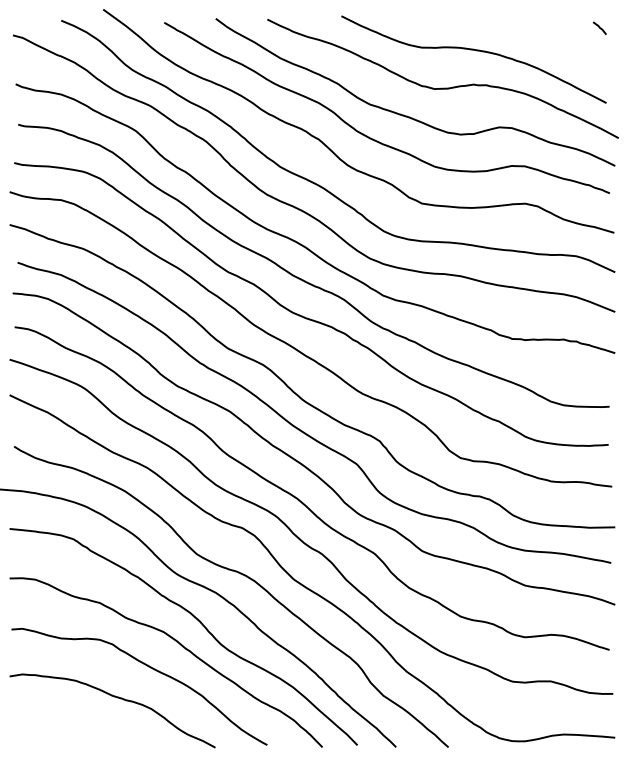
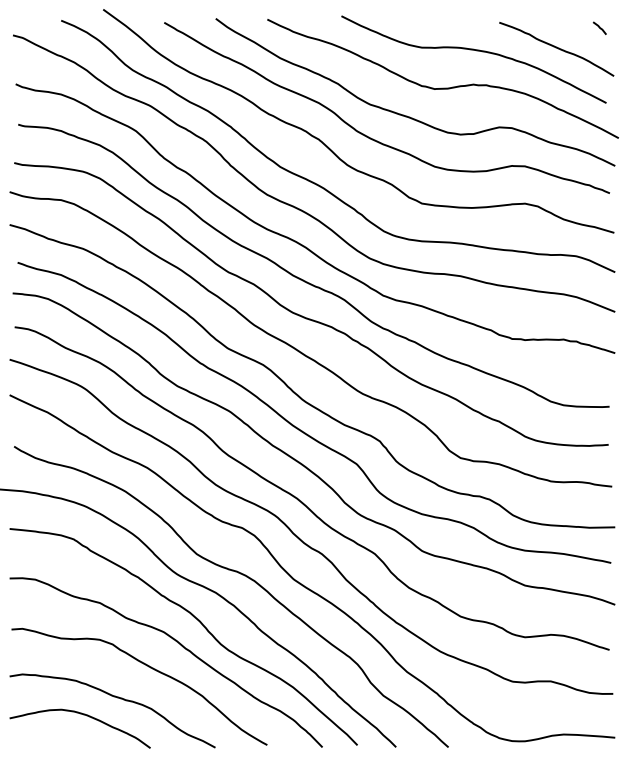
curve: none -> present (556, 48)
curve: none -> present (83, 715)
